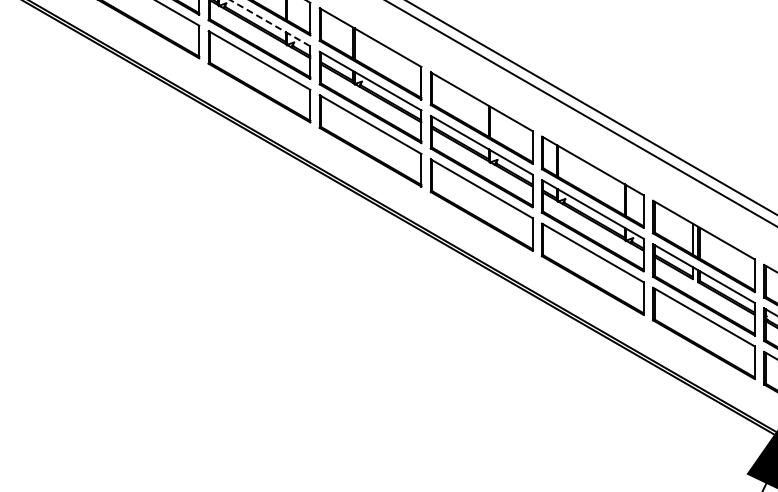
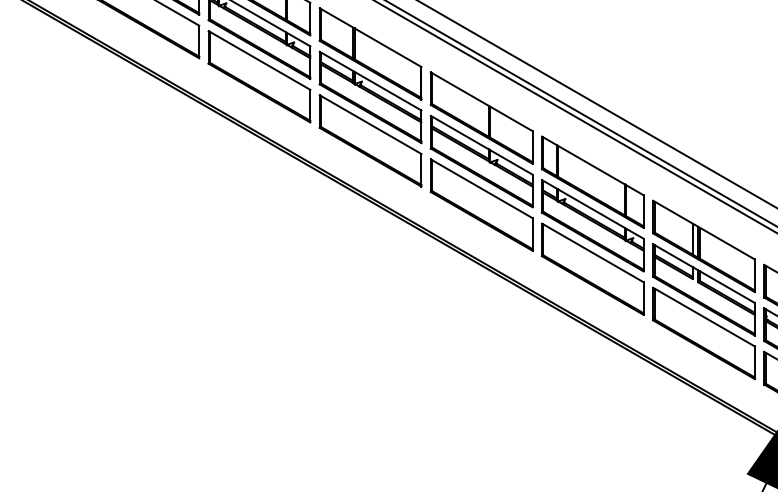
line: dashed -> solid (270, 23)
line position: (591, 107) -> (597, 104) (597, 104)
line: none -> present (575, 116)
